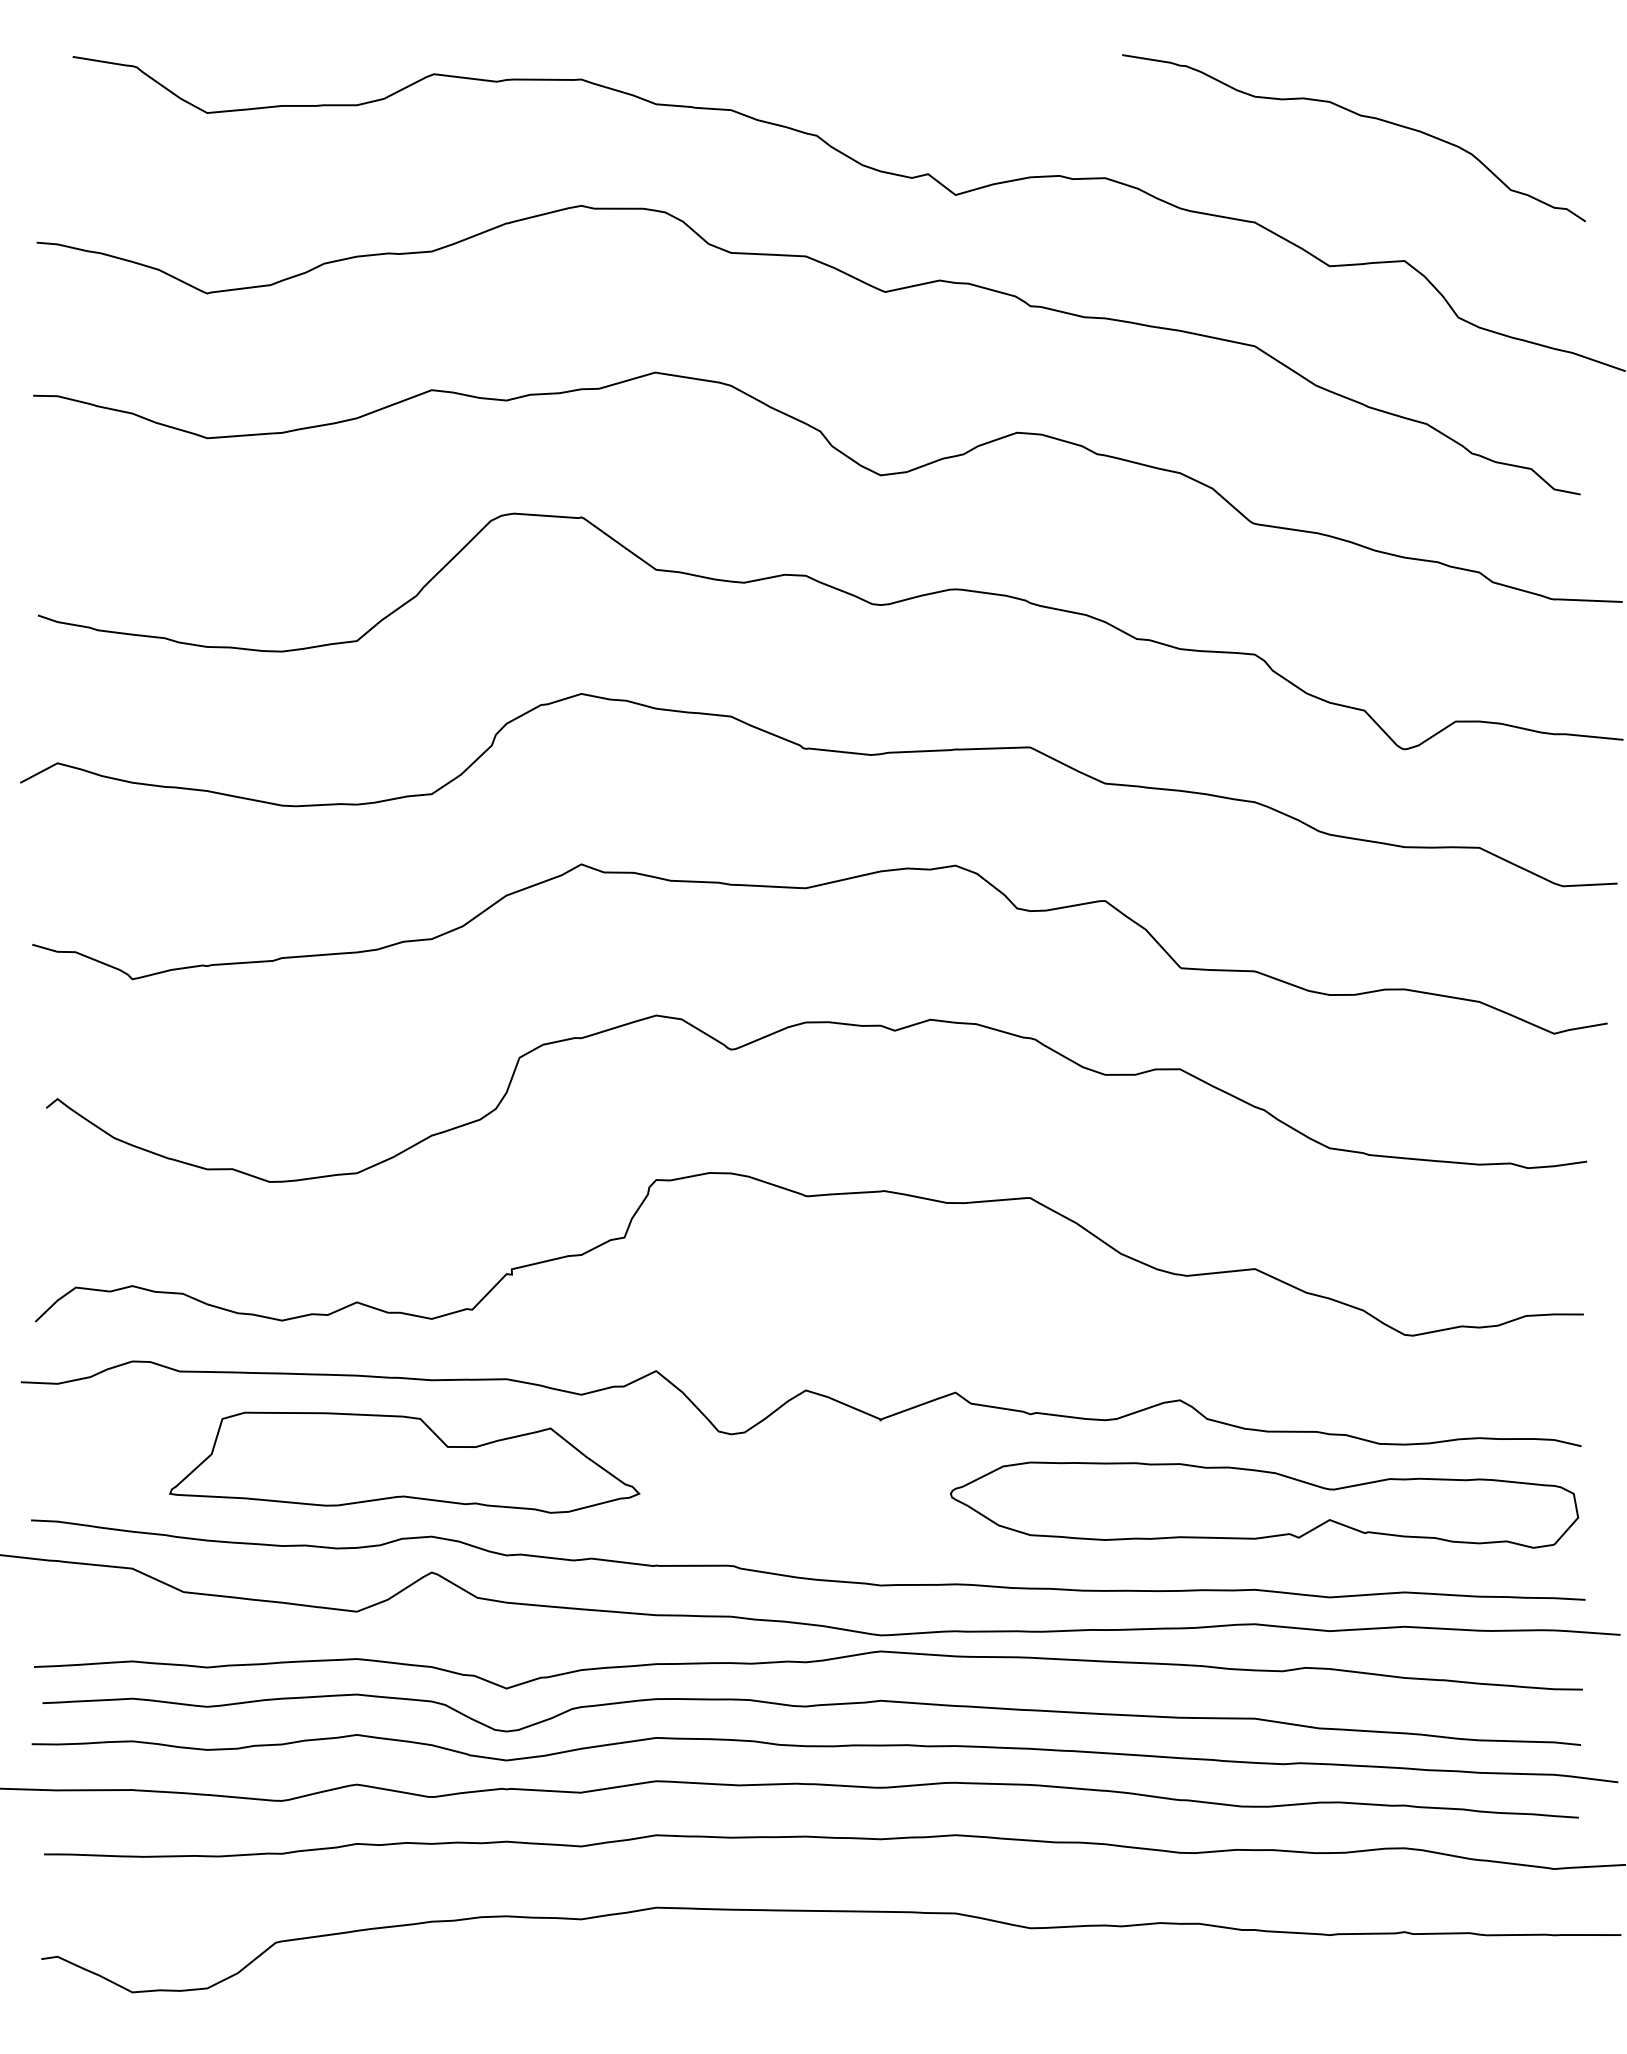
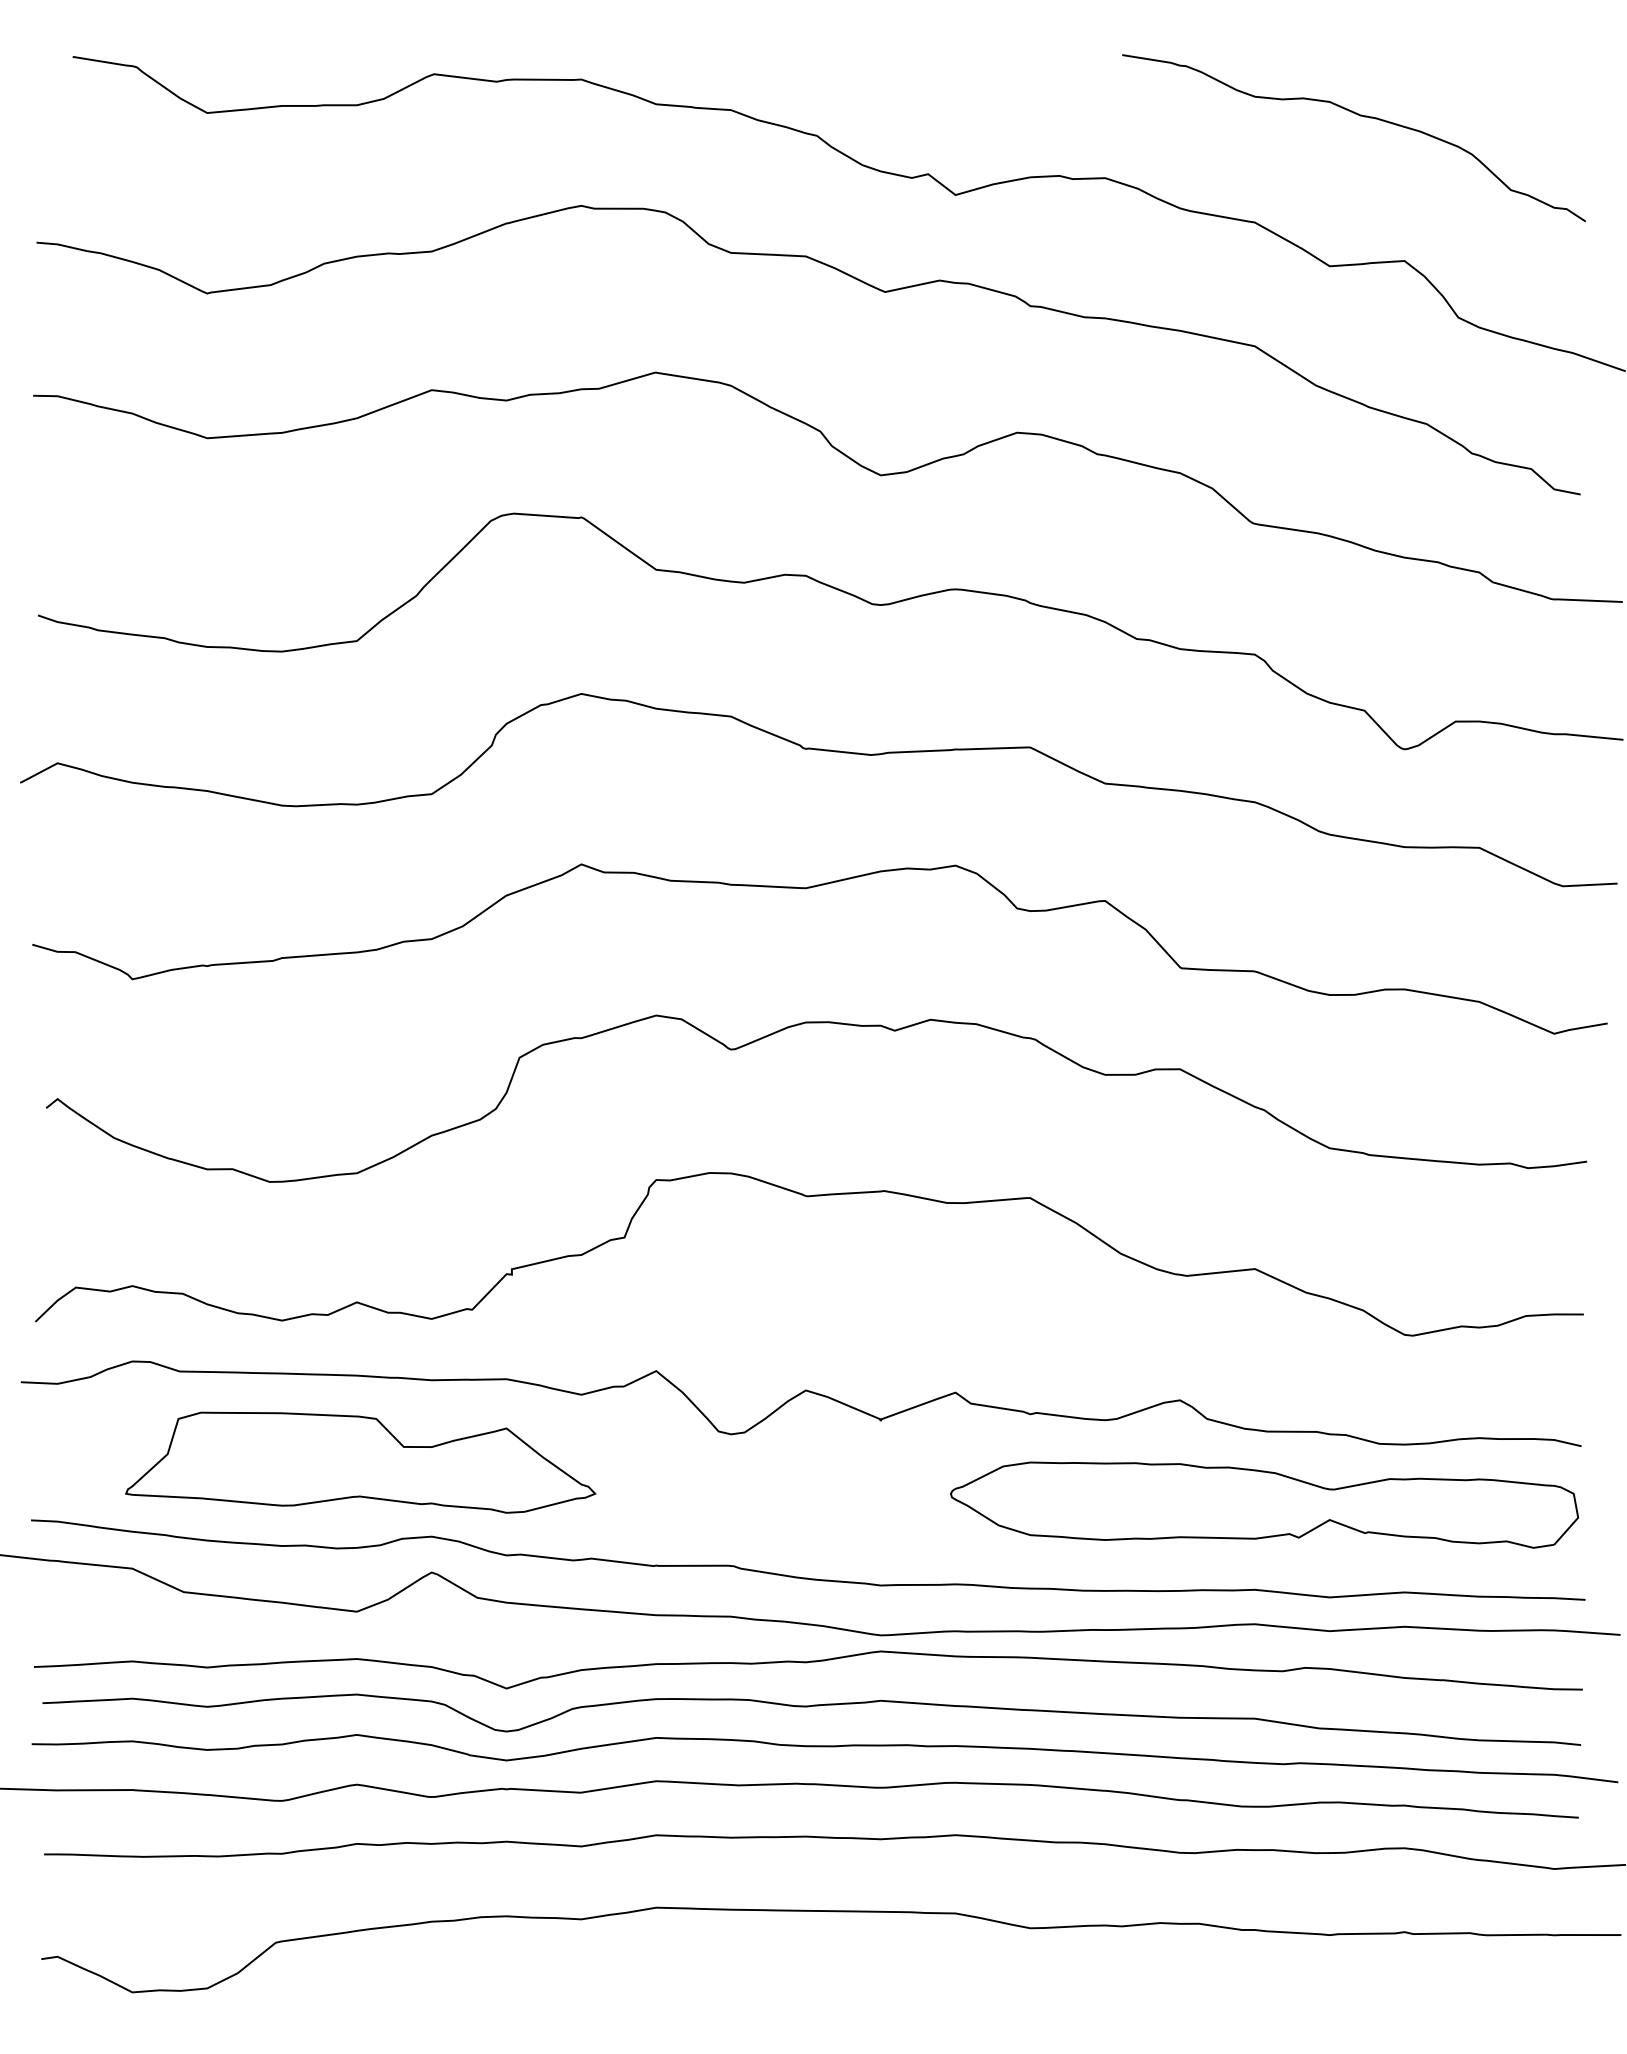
part position: (404, 1462) -> (360, 1462) (360, 1462)
